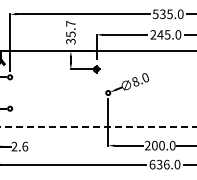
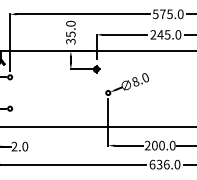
text: 535.0 -> 575.0 (162, 14)
text: 35.7 -> 35.0 (70, 23)
line: dashed -> solid (98, 127)
text: 2.6 -> 2.0 (25, 146)
